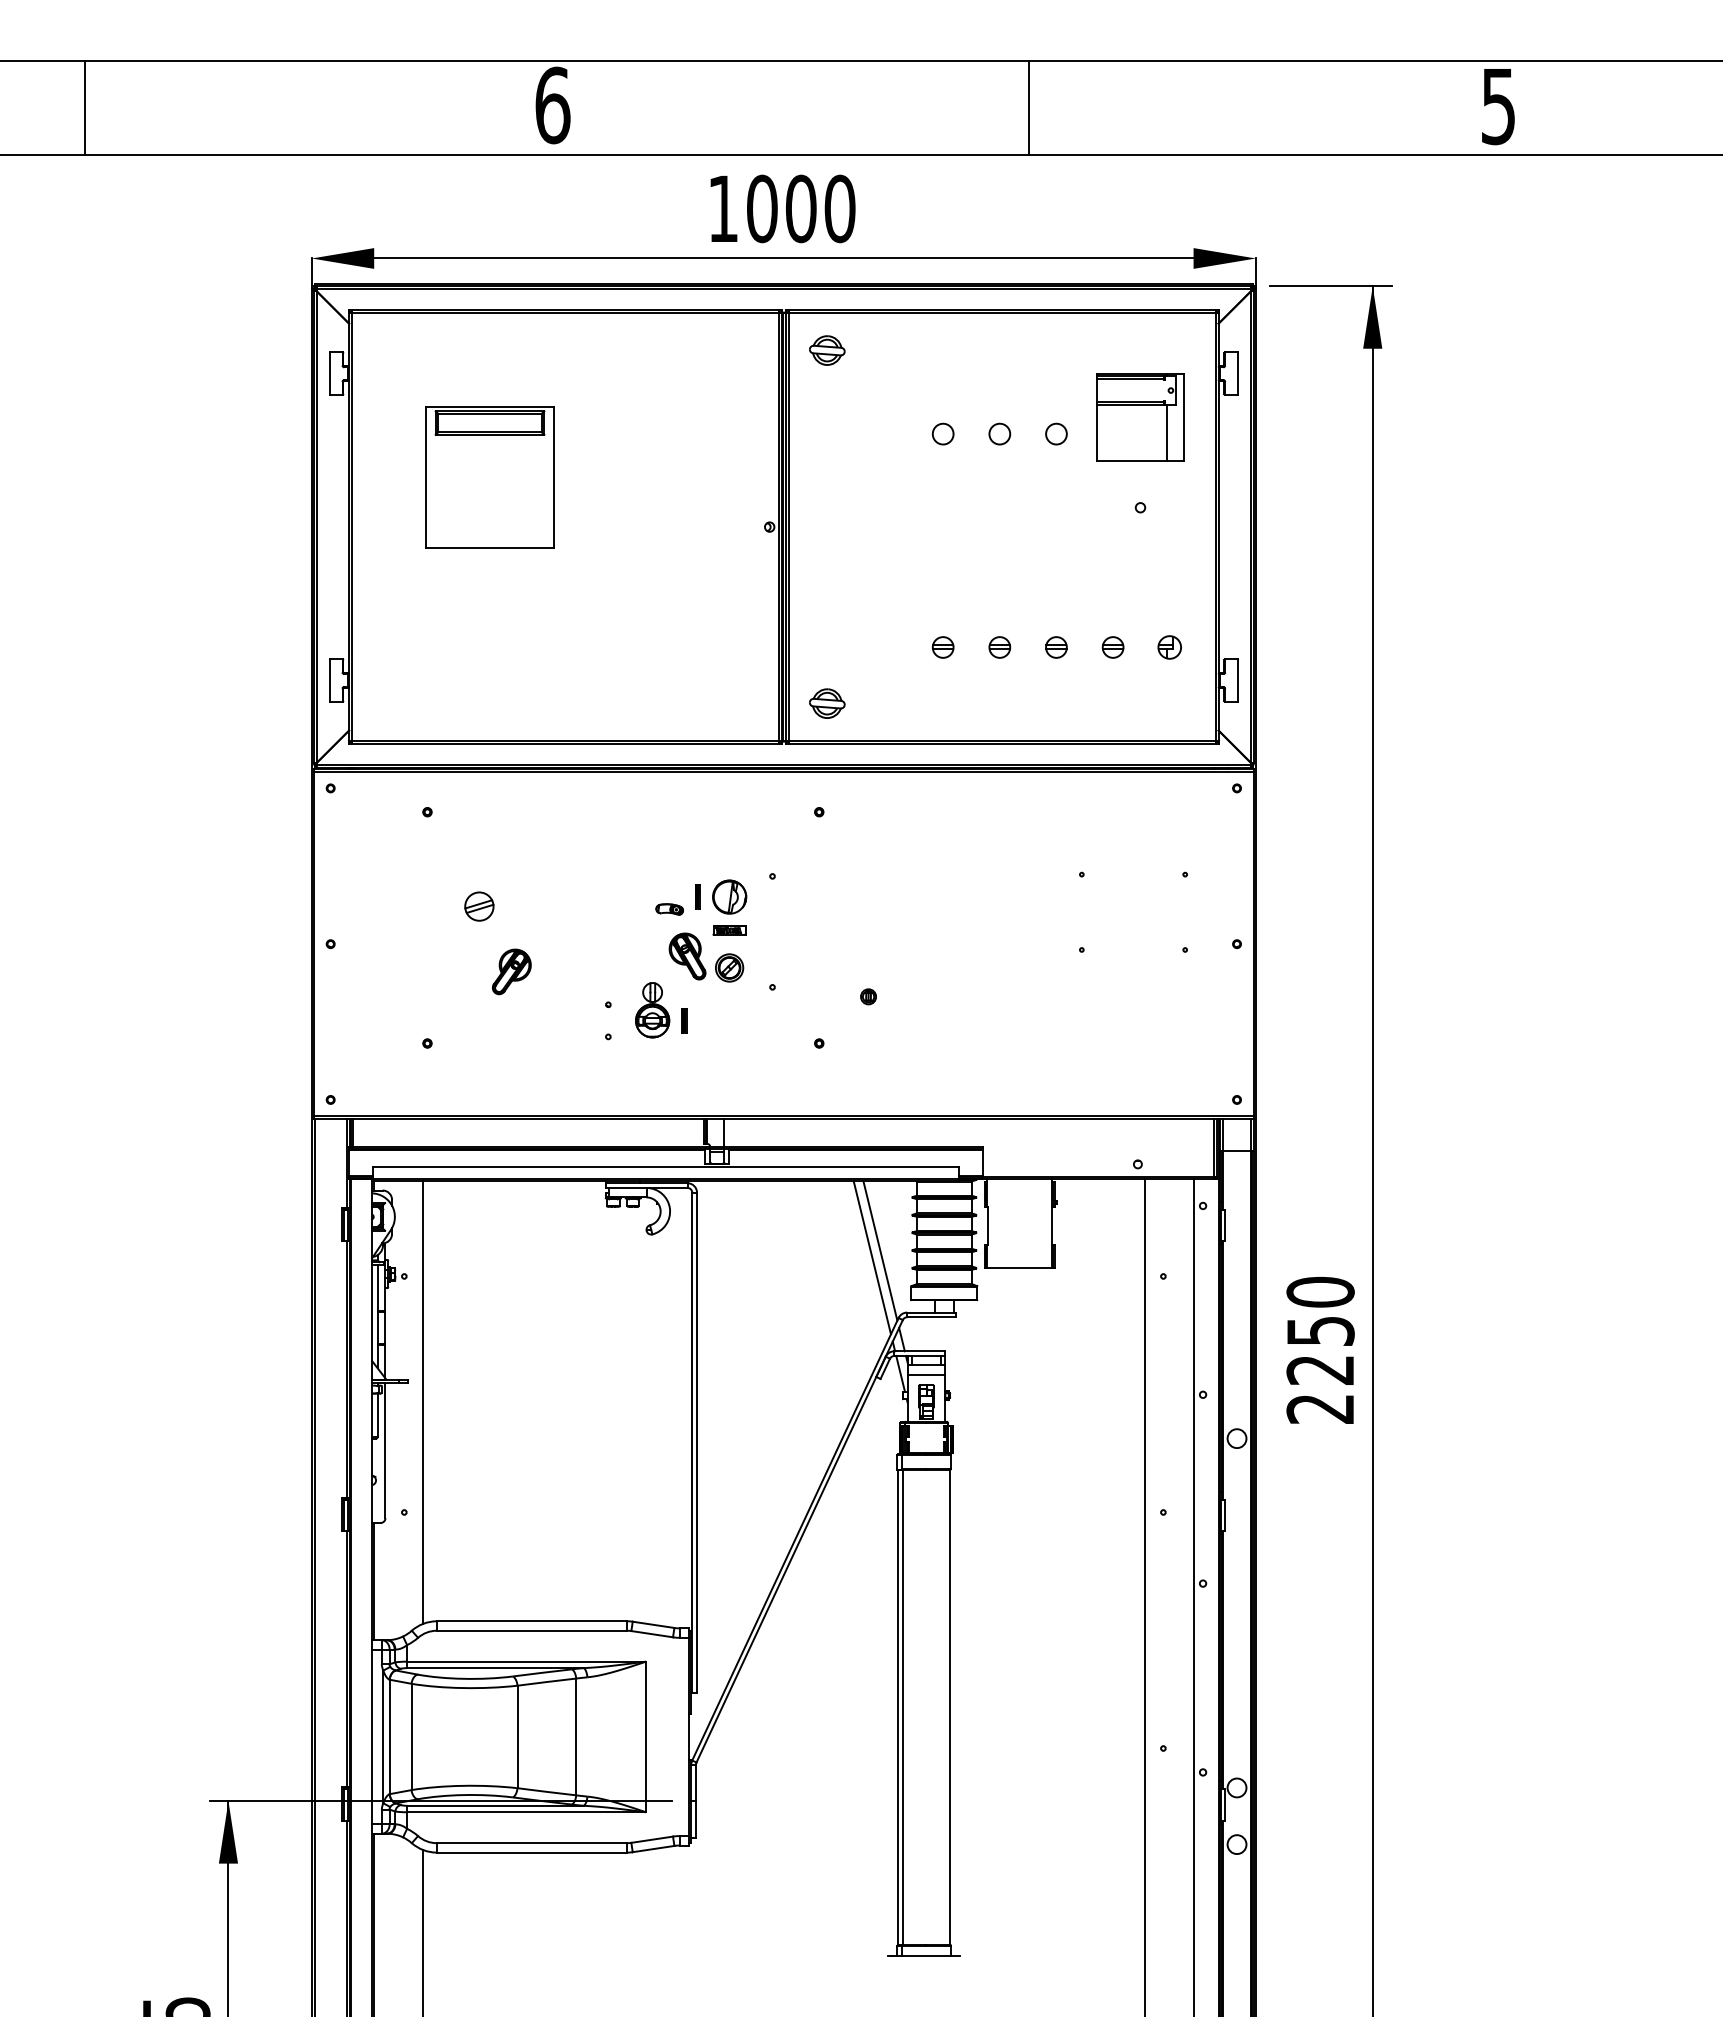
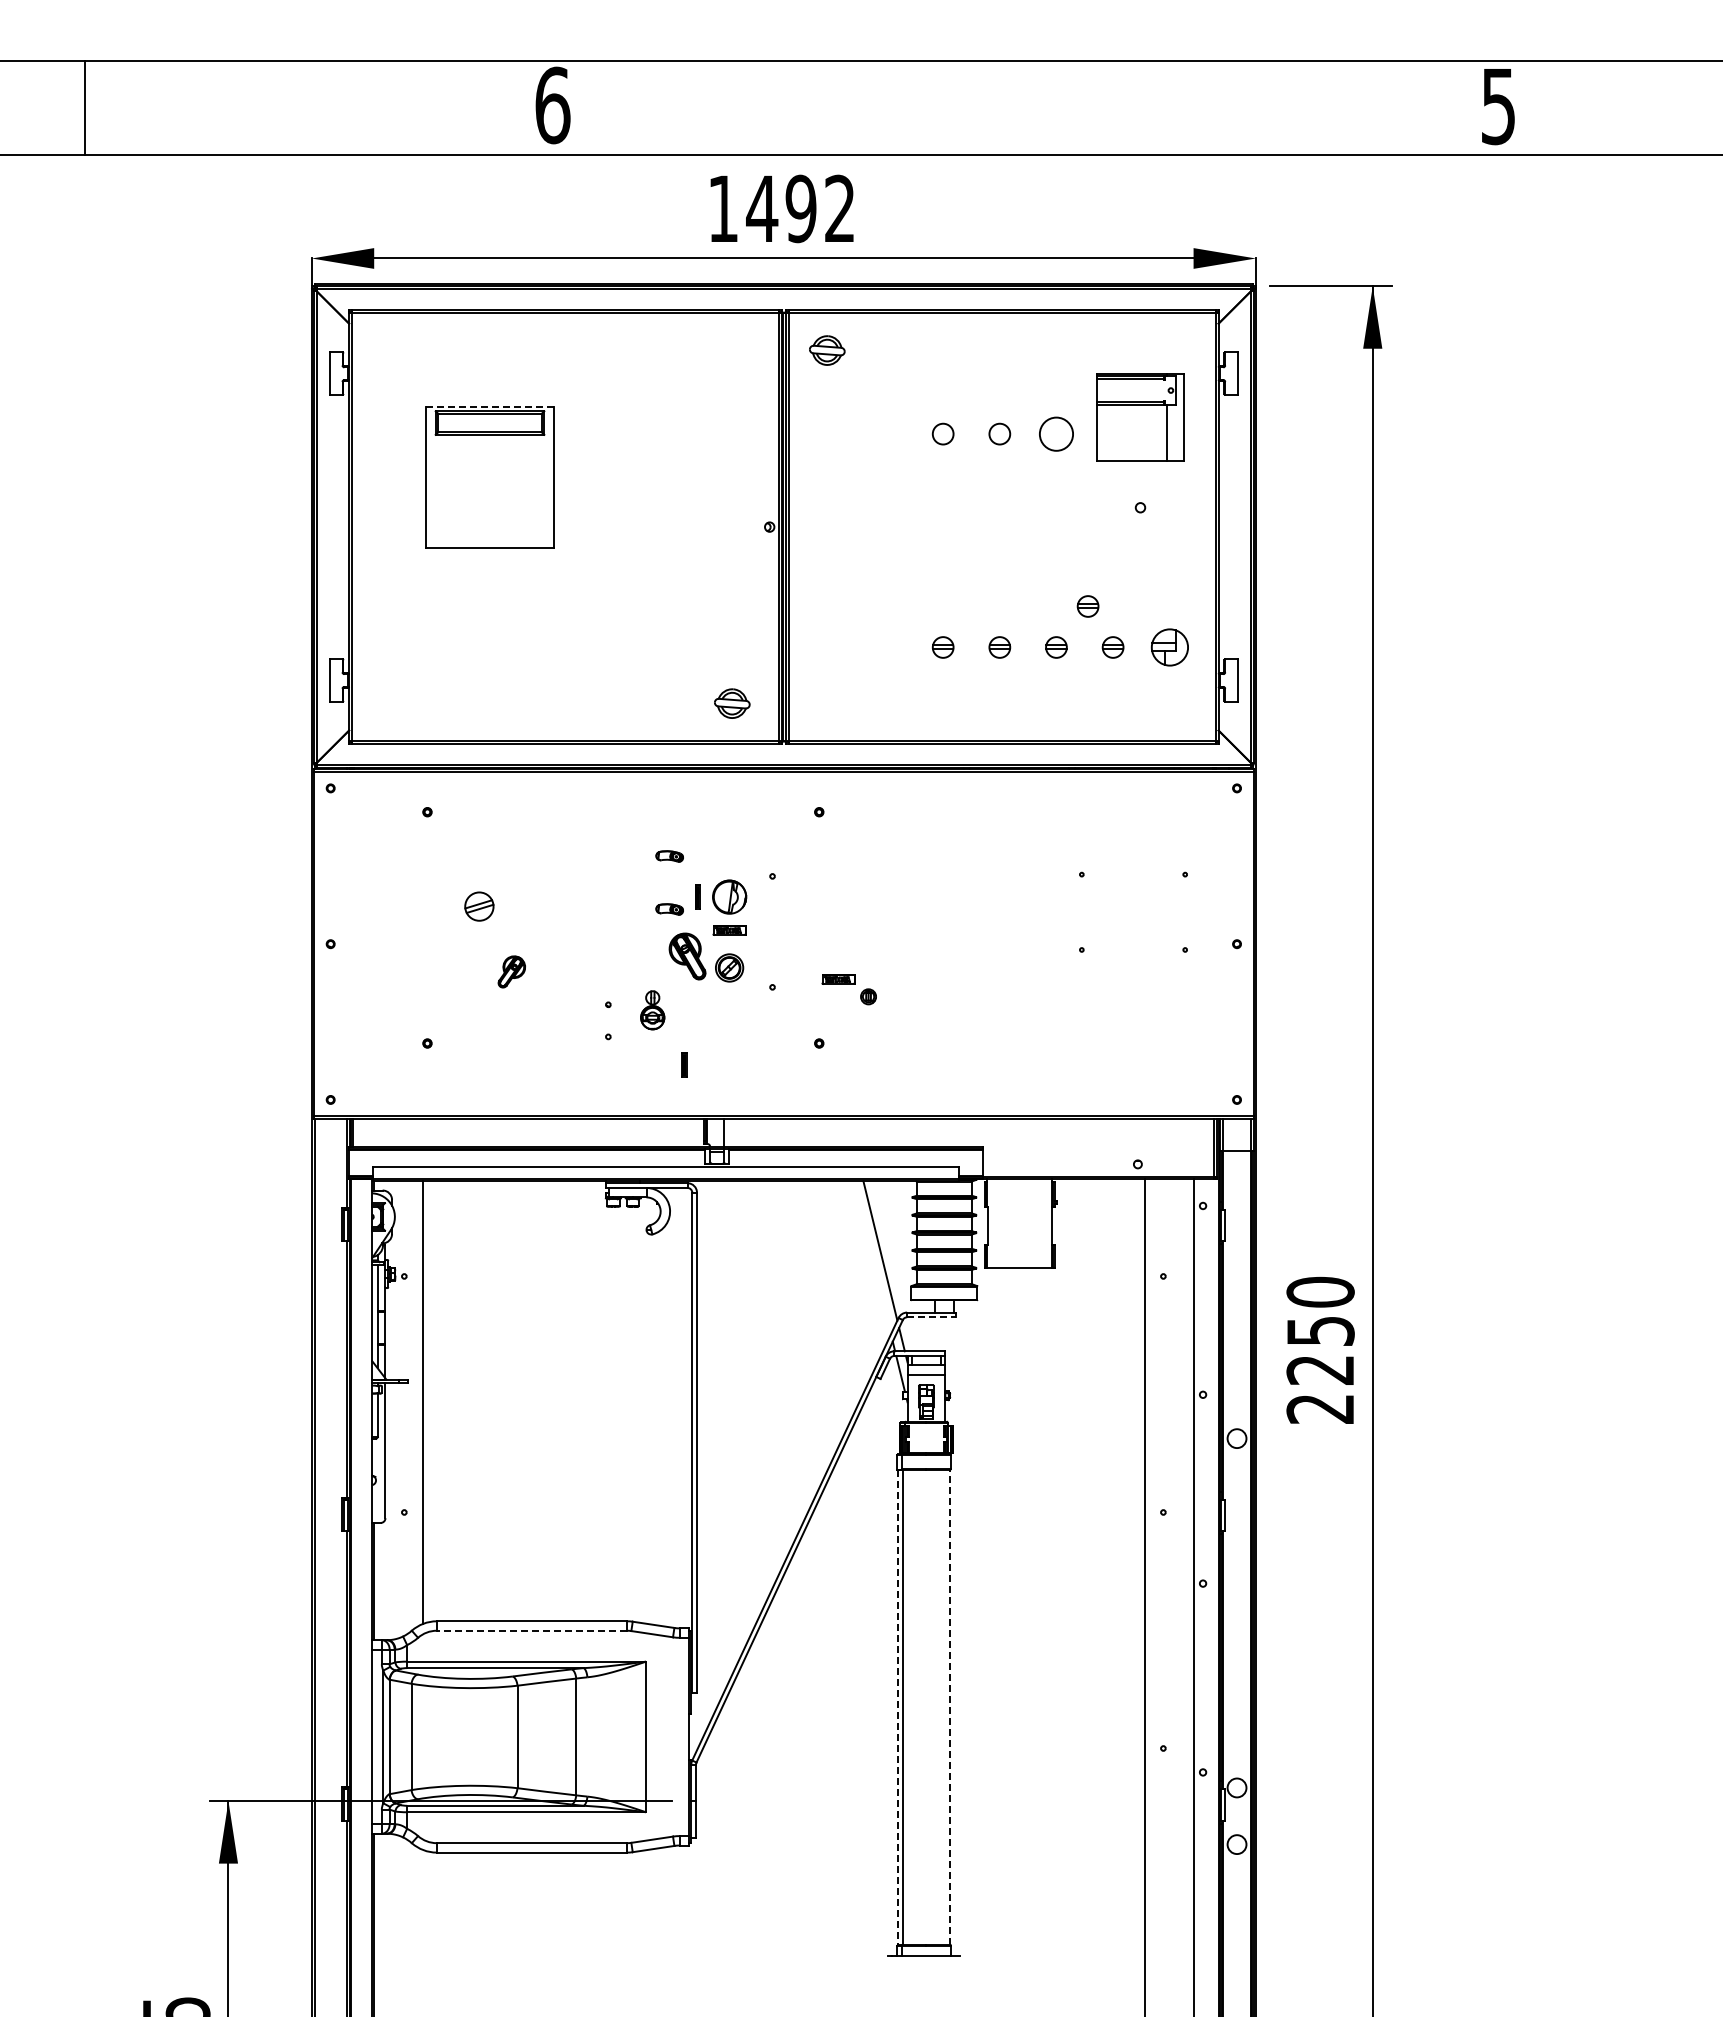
line: present -> none (1028, 107)
text: 1000 -> 1492 (800, 208)
line: solid -> dashed (490, 406)
circle size: 23x24 px -> 35x36 px (1056, 433)
part: none -> present (1087, 606)
part size: 25x25 px -> 39x39 px (1169, 647)
part position: (827, 703) -> (732, 703) (732, 703)
part: none -> present (669, 856)
part size: 40x48 px -> 29x34 px (511, 971)
part: none -> present (838, 979)
part size: 36x57 px -> 26x41 px (652, 1010)
part position: (684, 1020) -> (684, 1064) (684, 1064)
line: present -> none (871, 1257)
line: solid -> dashed (931, 1317)
line: solid -> dashed (531, 1630)
line: solid -> dashed (950, 1706)
line: solid -> dashed (898, 1708)
line: present -> none (423, 1931)
